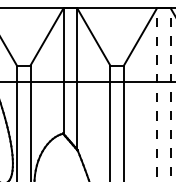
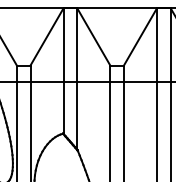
line: dashed -> solid (157, 94)
line: dashed -> solid (170, 95)
